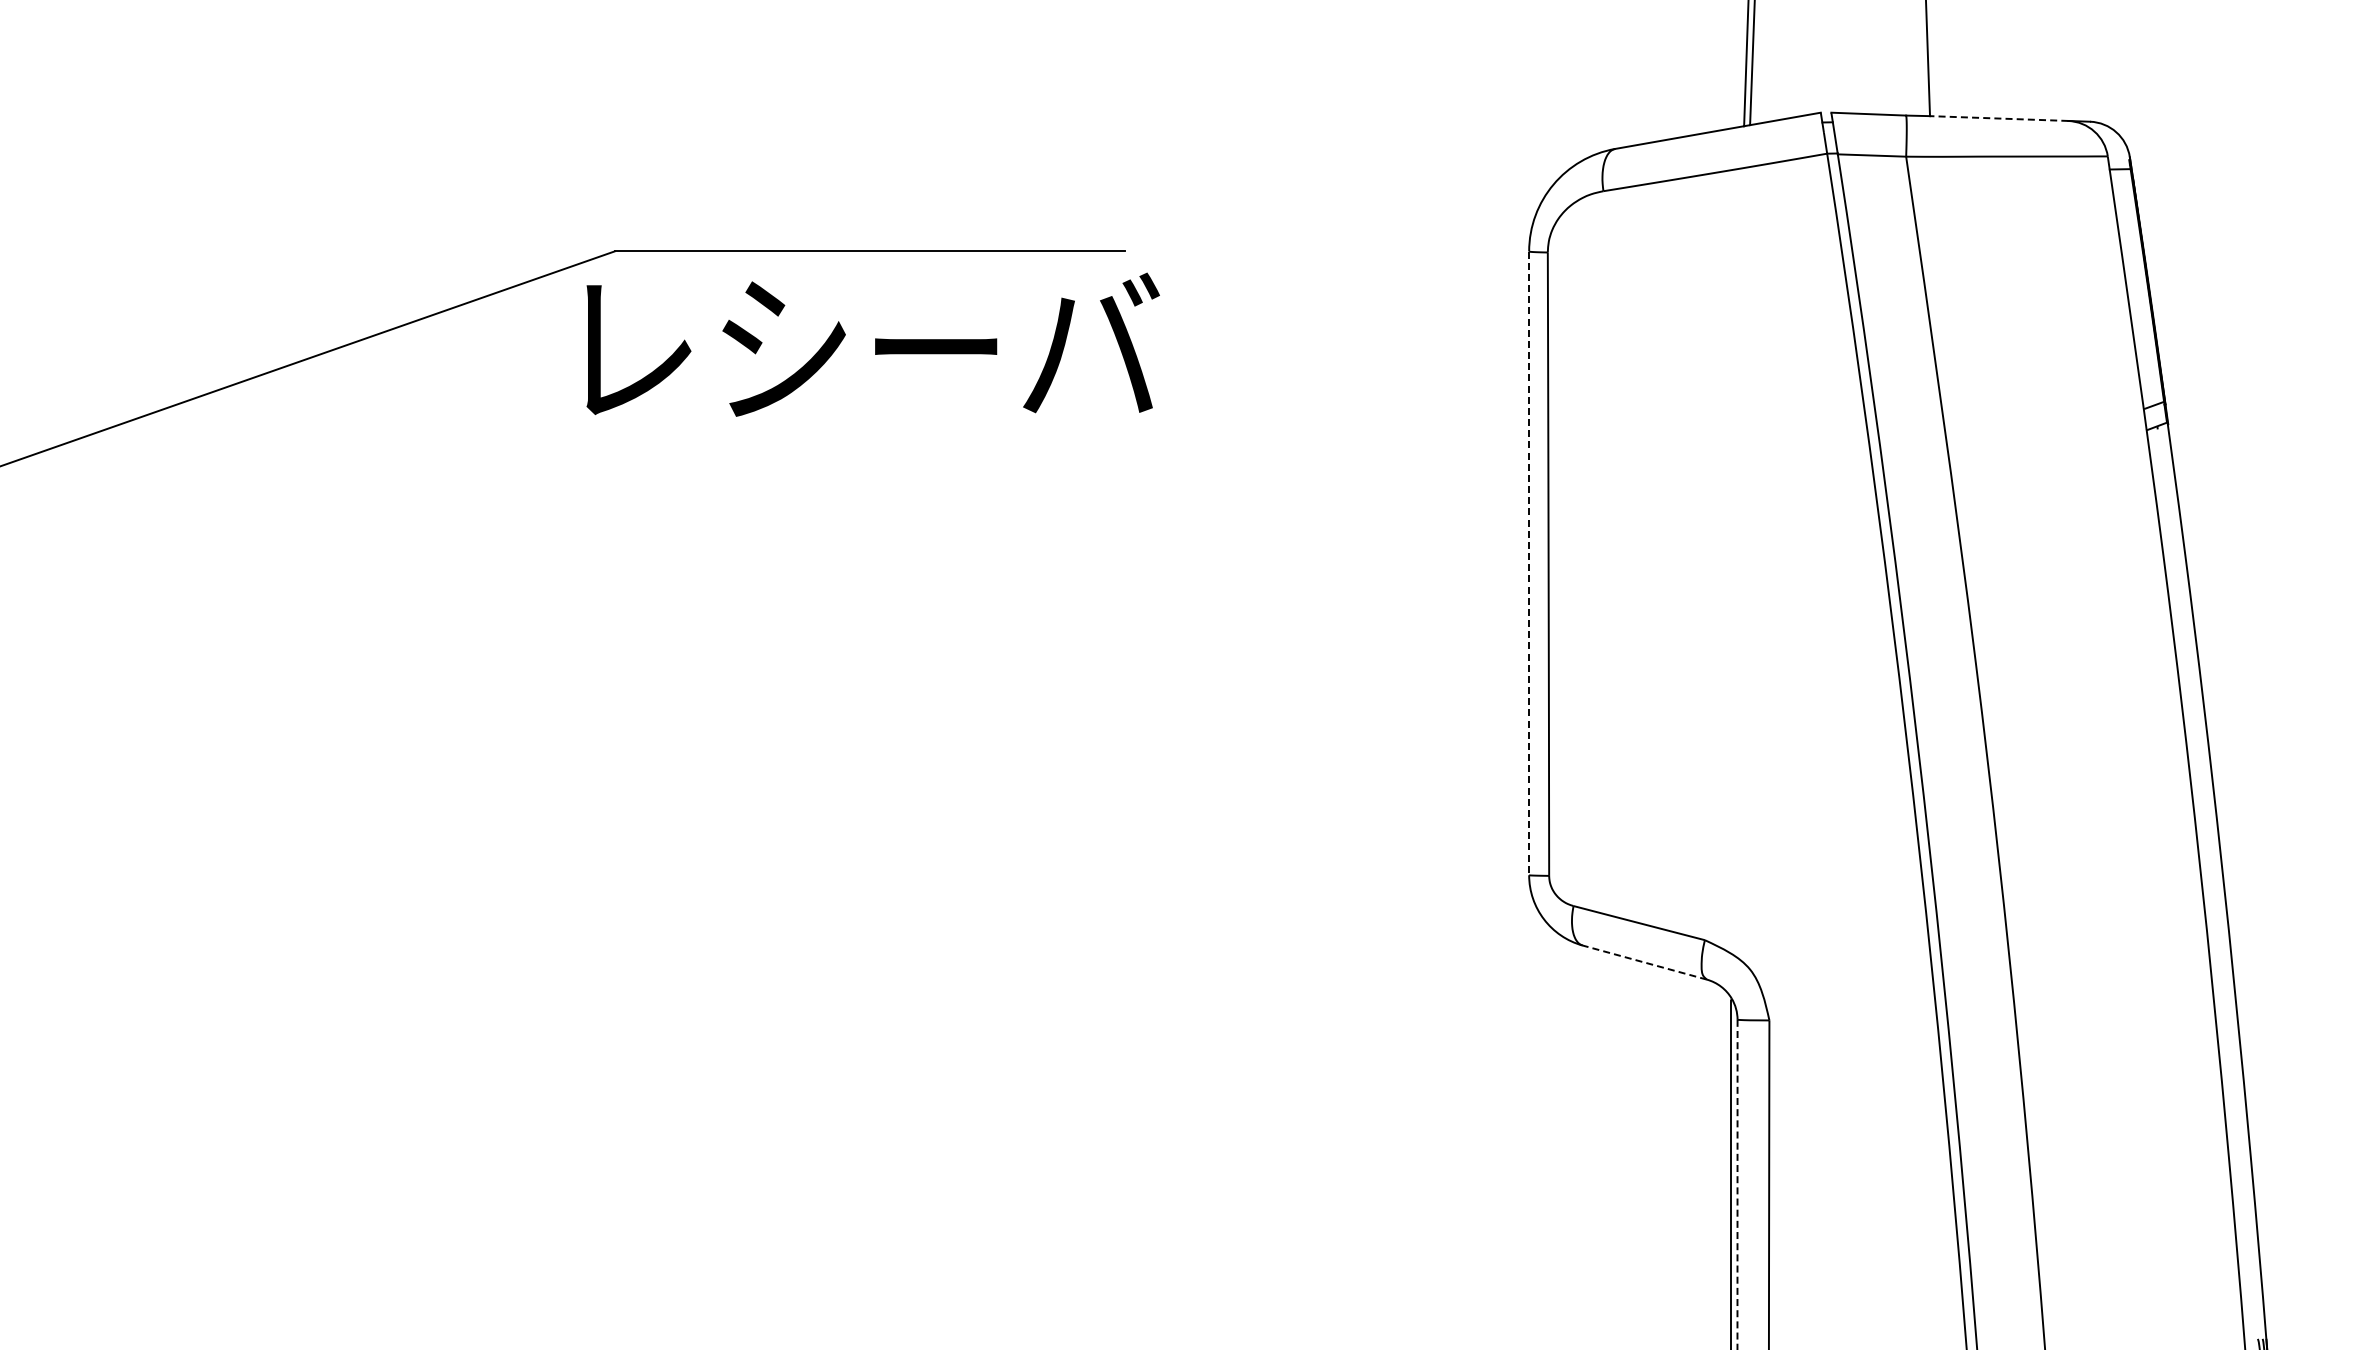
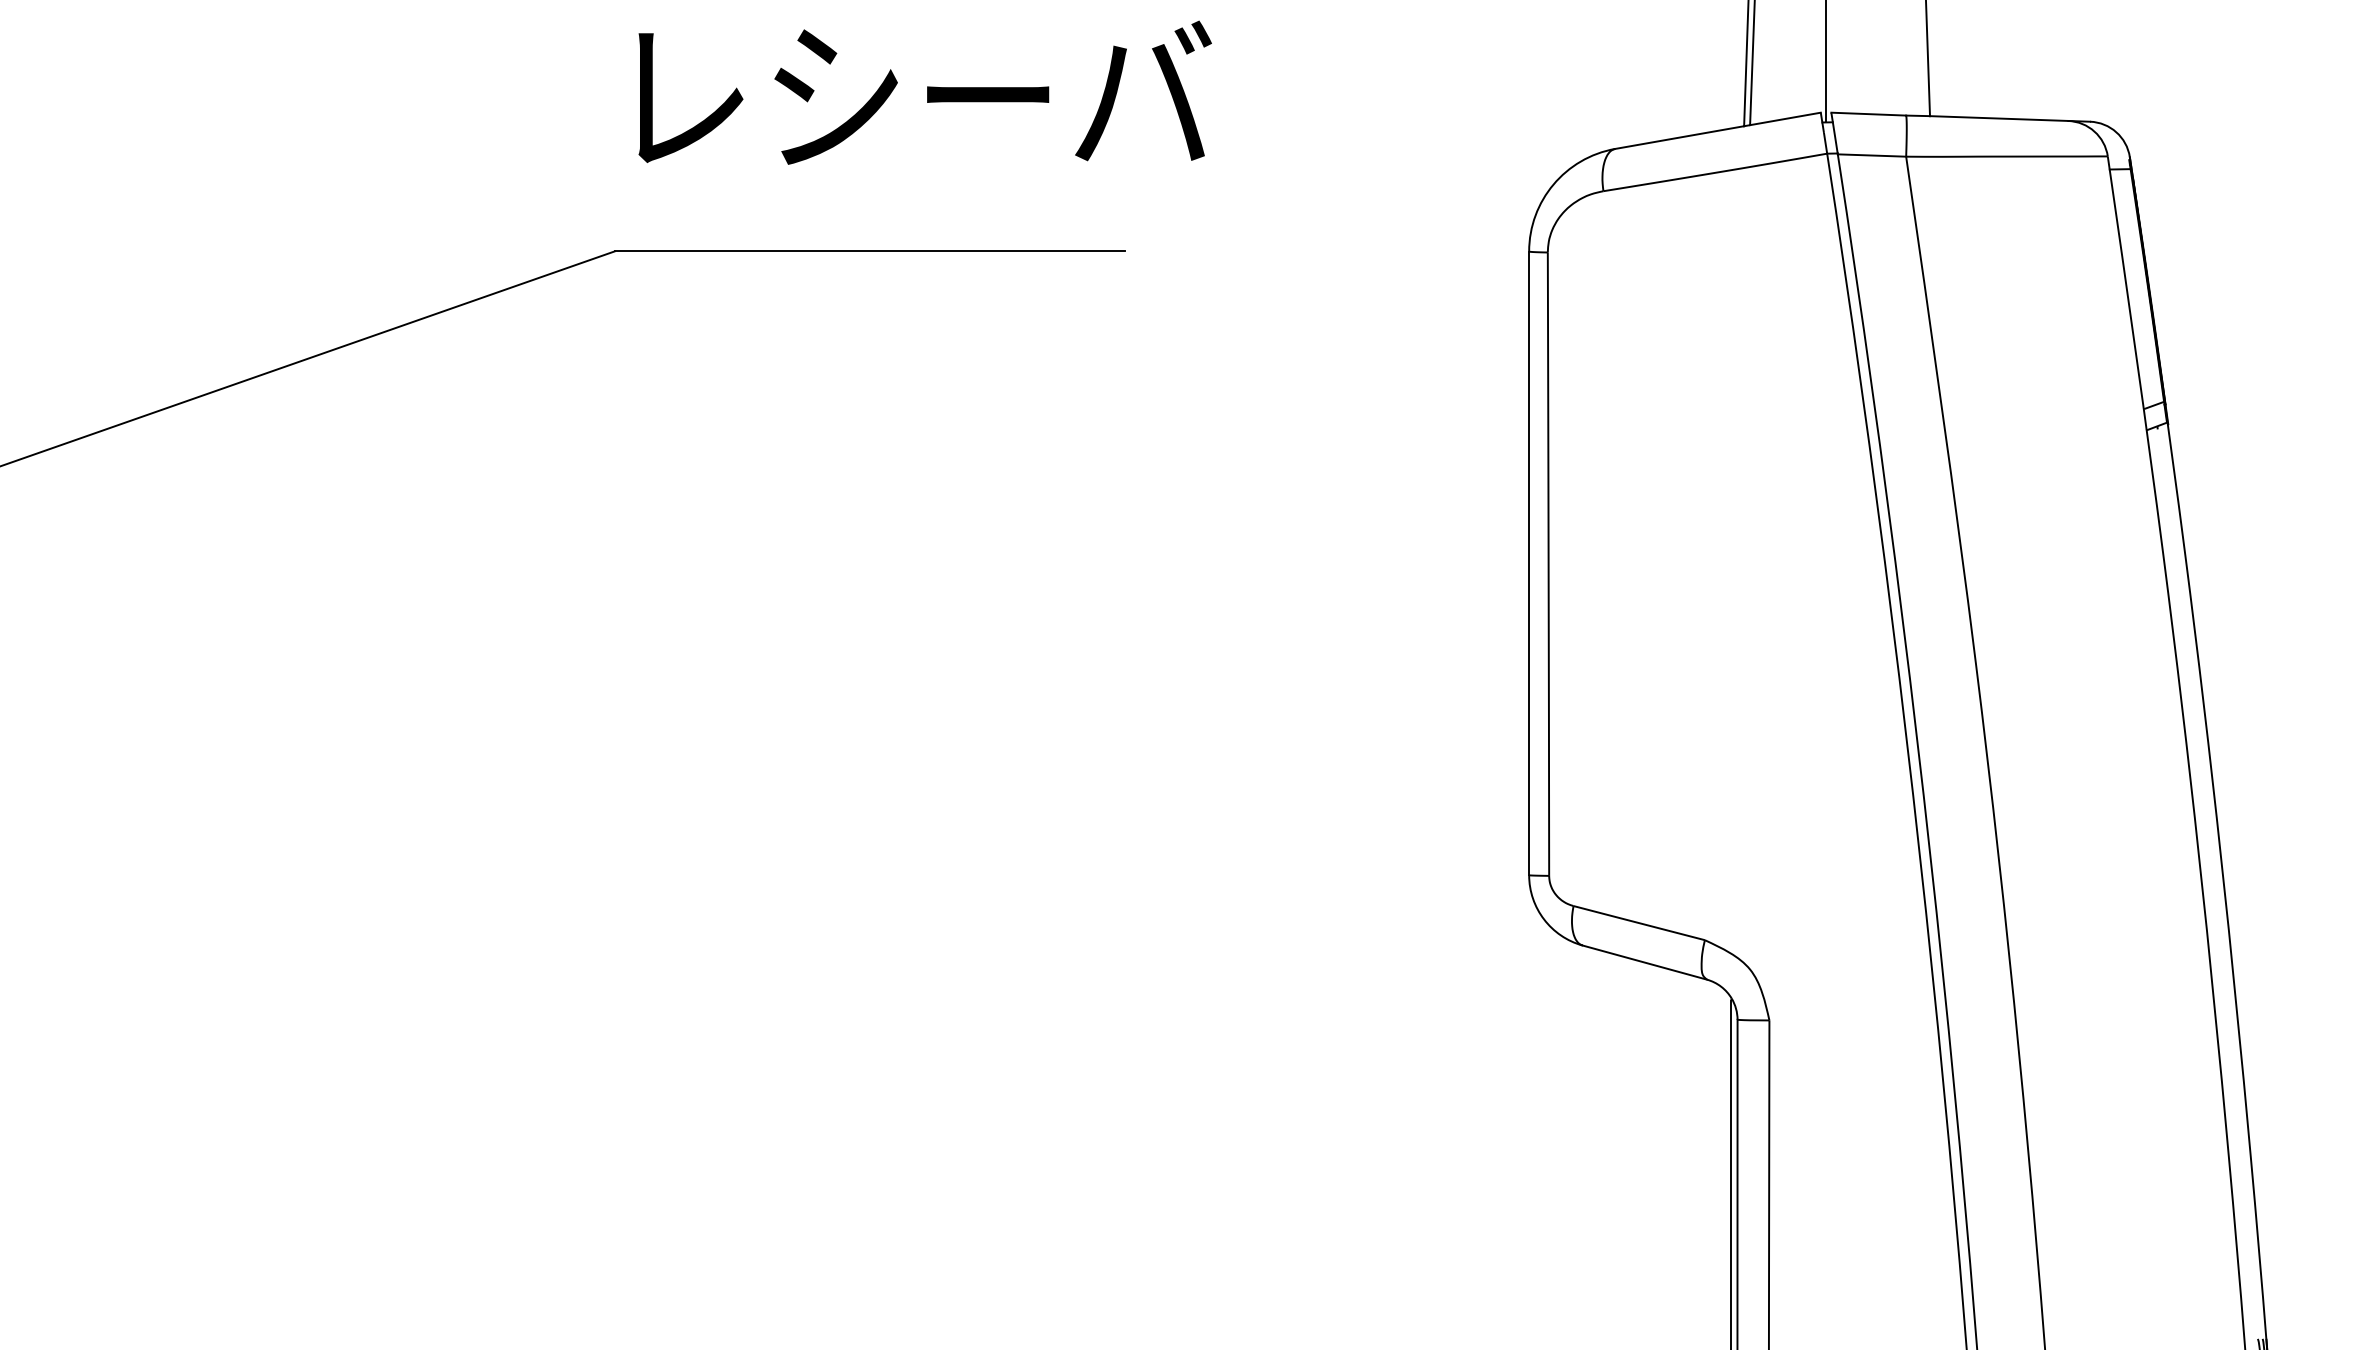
line: none -> present (1826, 62)
line: dashed -> solid (1998, 118)
text position: (872, 344) -> (924, 92) (924, 92)
line: dashed -> solid (1529, 563)
line: dashed -> solid (1644, 962)
line: dashed -> solid (1737, 1184)
